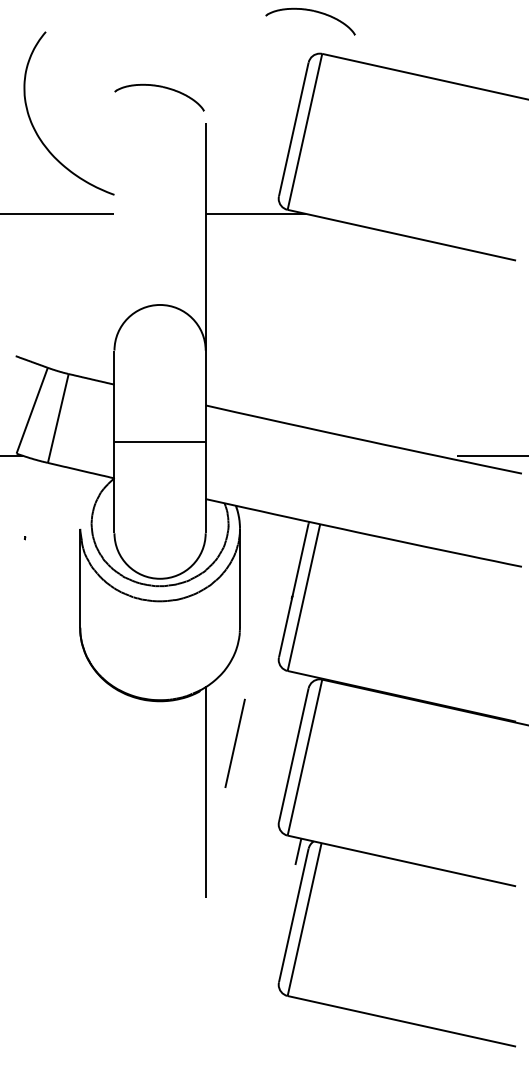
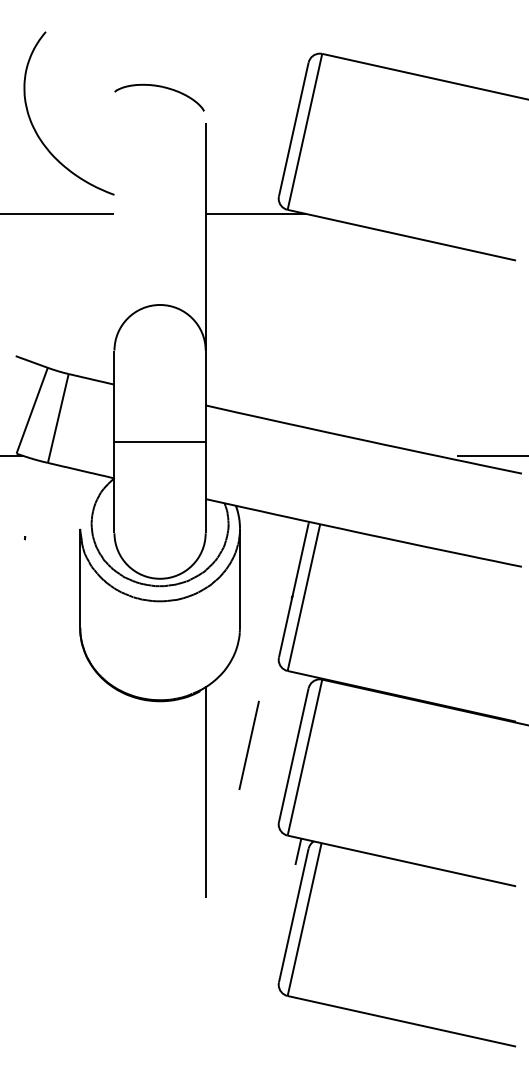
part: present -> none (314, 12)
line position: (234, 742) -> (248, 744) (248, 744)
